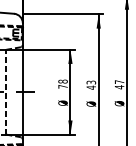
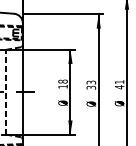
text: 47 -> 41 (119, 81)
text: 78 -> 18 (62, 86)
text: 43 -> 33 (91, 87)
